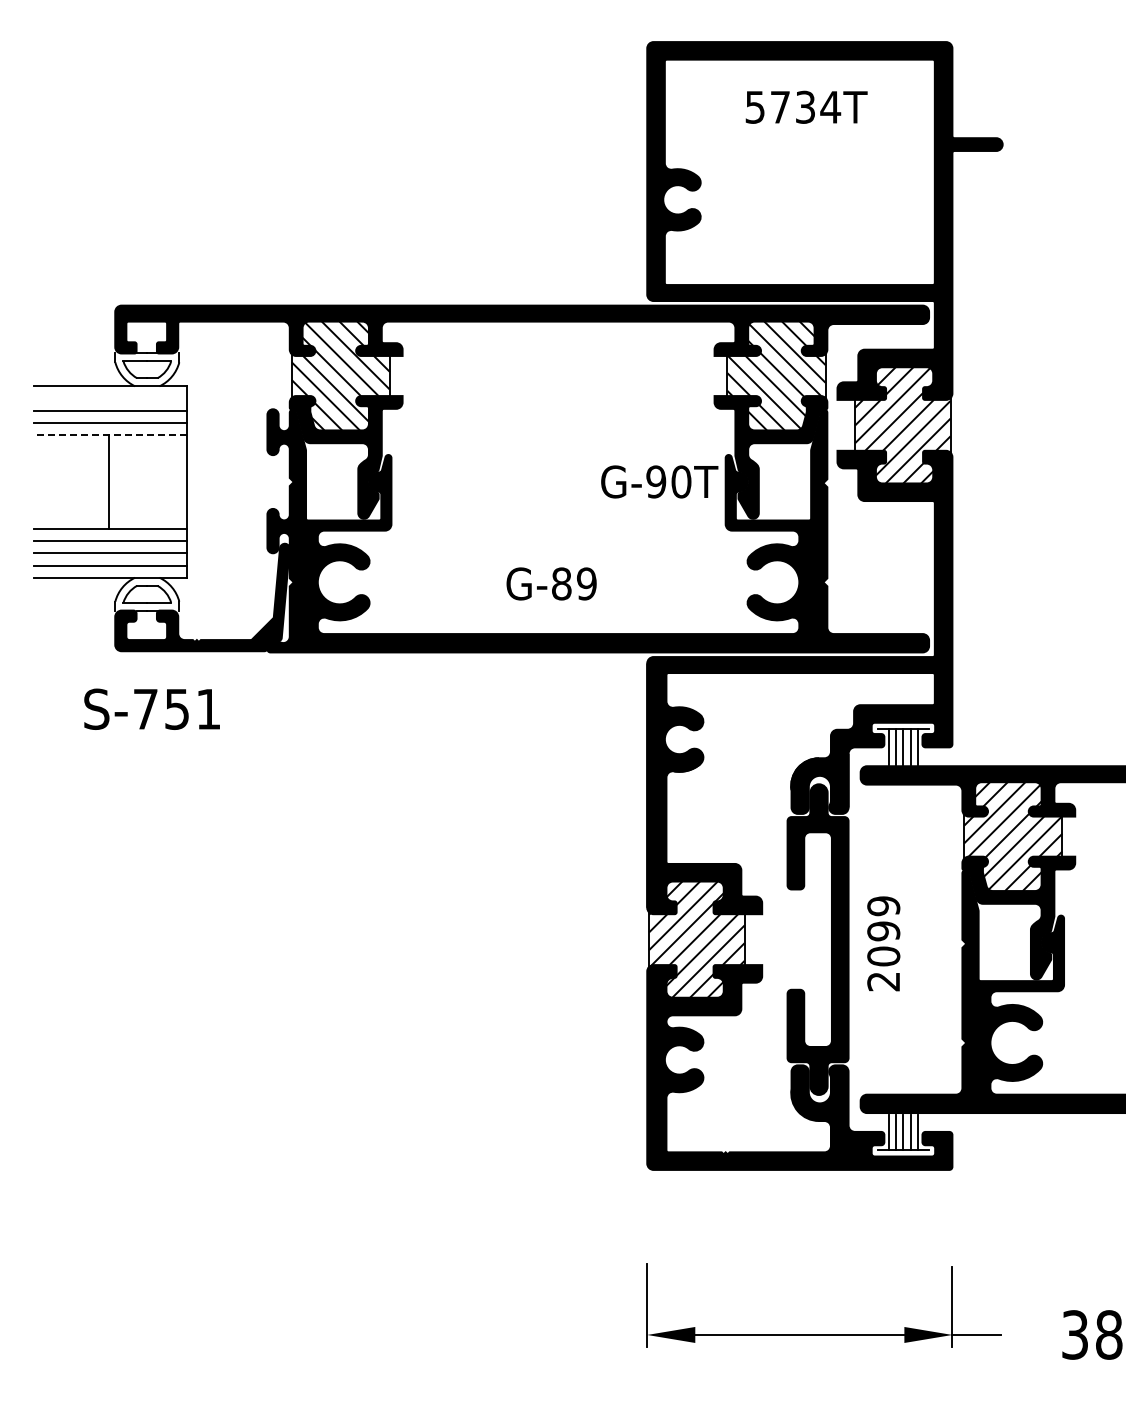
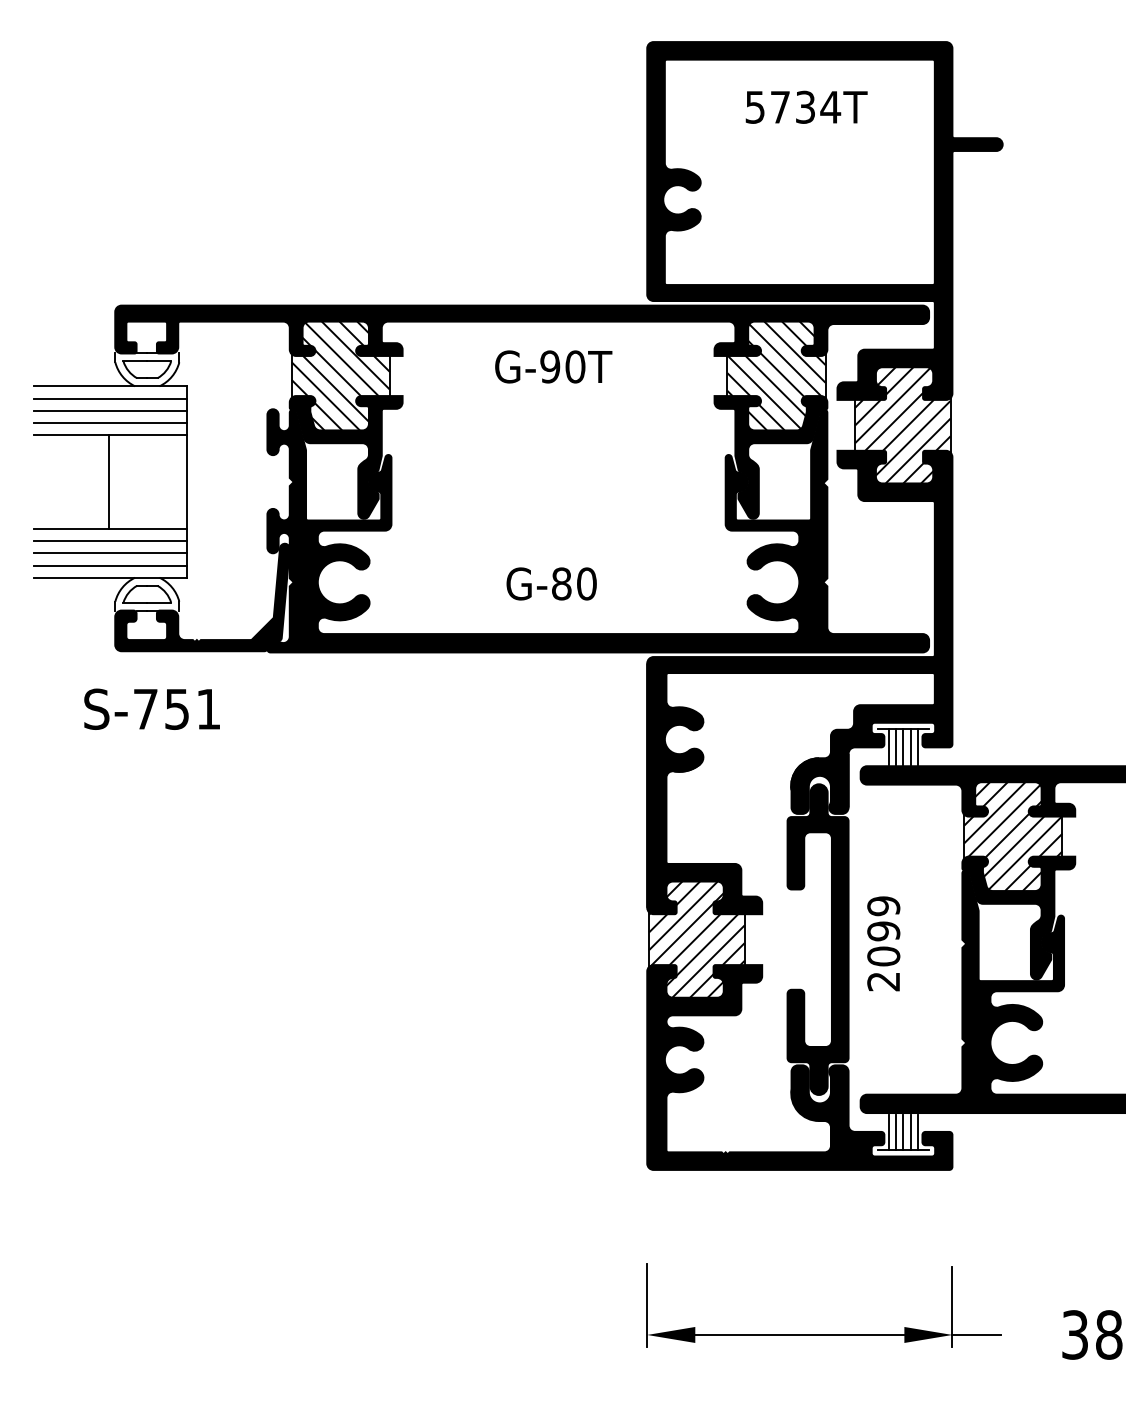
line: none -> present (109, 398)
line: dashed -> solid (110, 435)
text position: (659, 481) -> (553, 366) (553, 366)
text: G-89 -> G-80 (586, 583)
